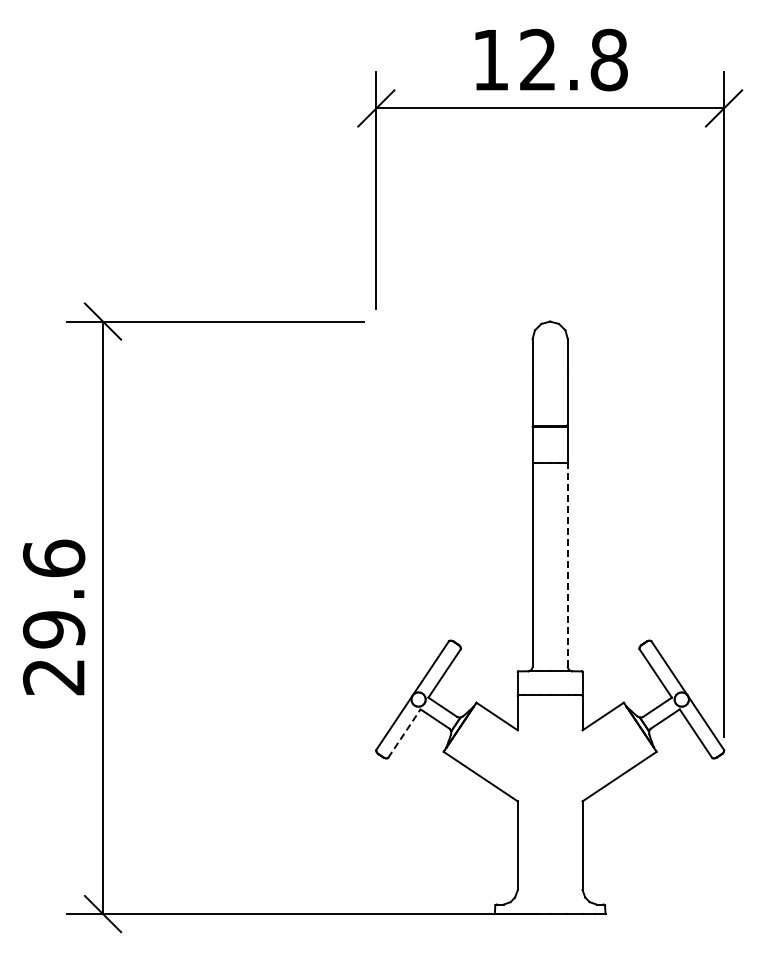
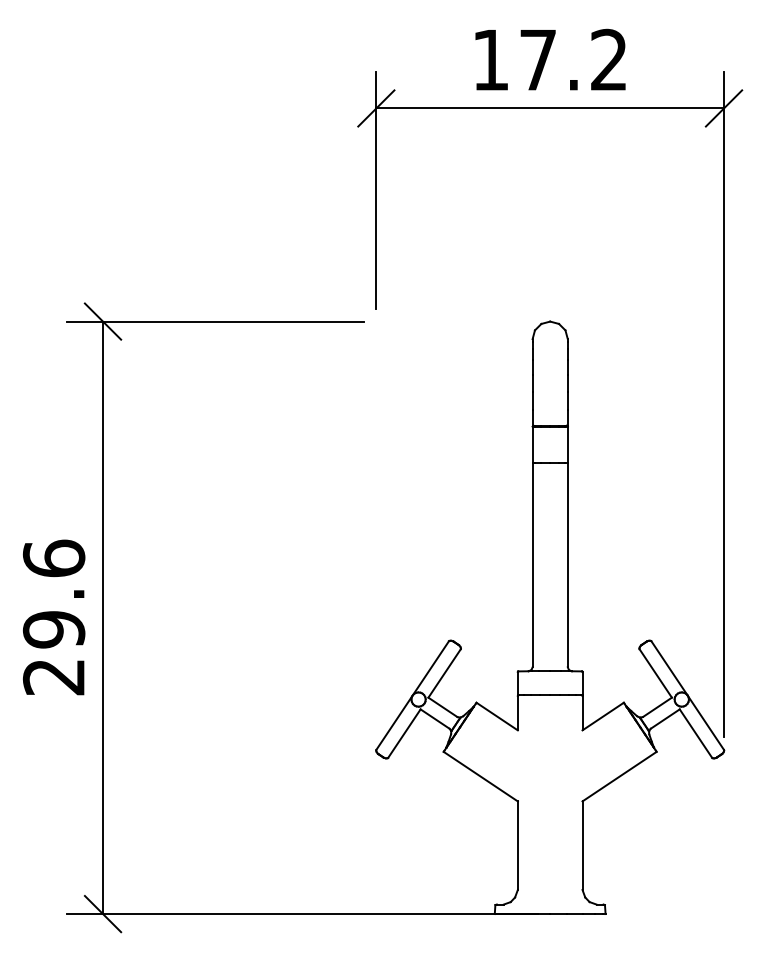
text: 12.8 -> 17.2 (573, 59)
line: dashed -> solid (567, 564)
line: dashed -> solid (404, 733)
